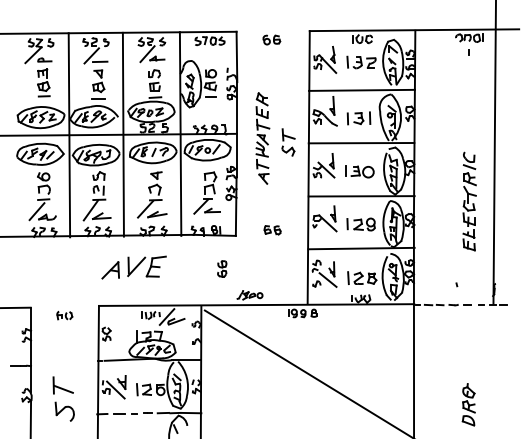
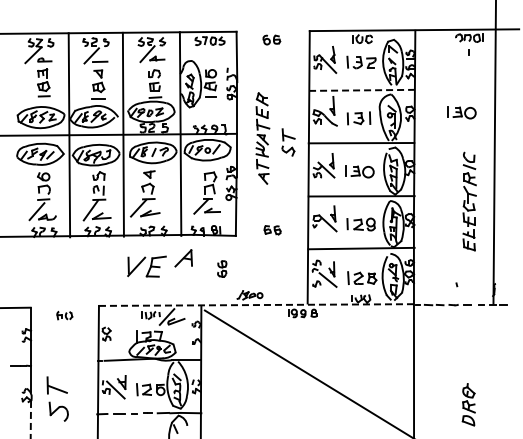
line: solid -> dashed (362, 90)
part: none -> present (461, 112)
part position: (152, 194) -> (145, 193) (145, 193)
part position: (110, 270) -> (183, 258) (183, 258)
line: solid -> dashed (256, 305)
part position: (66, 391) -> (60, 391) (60, 391)
line: solid -> dashed (30, 419)
